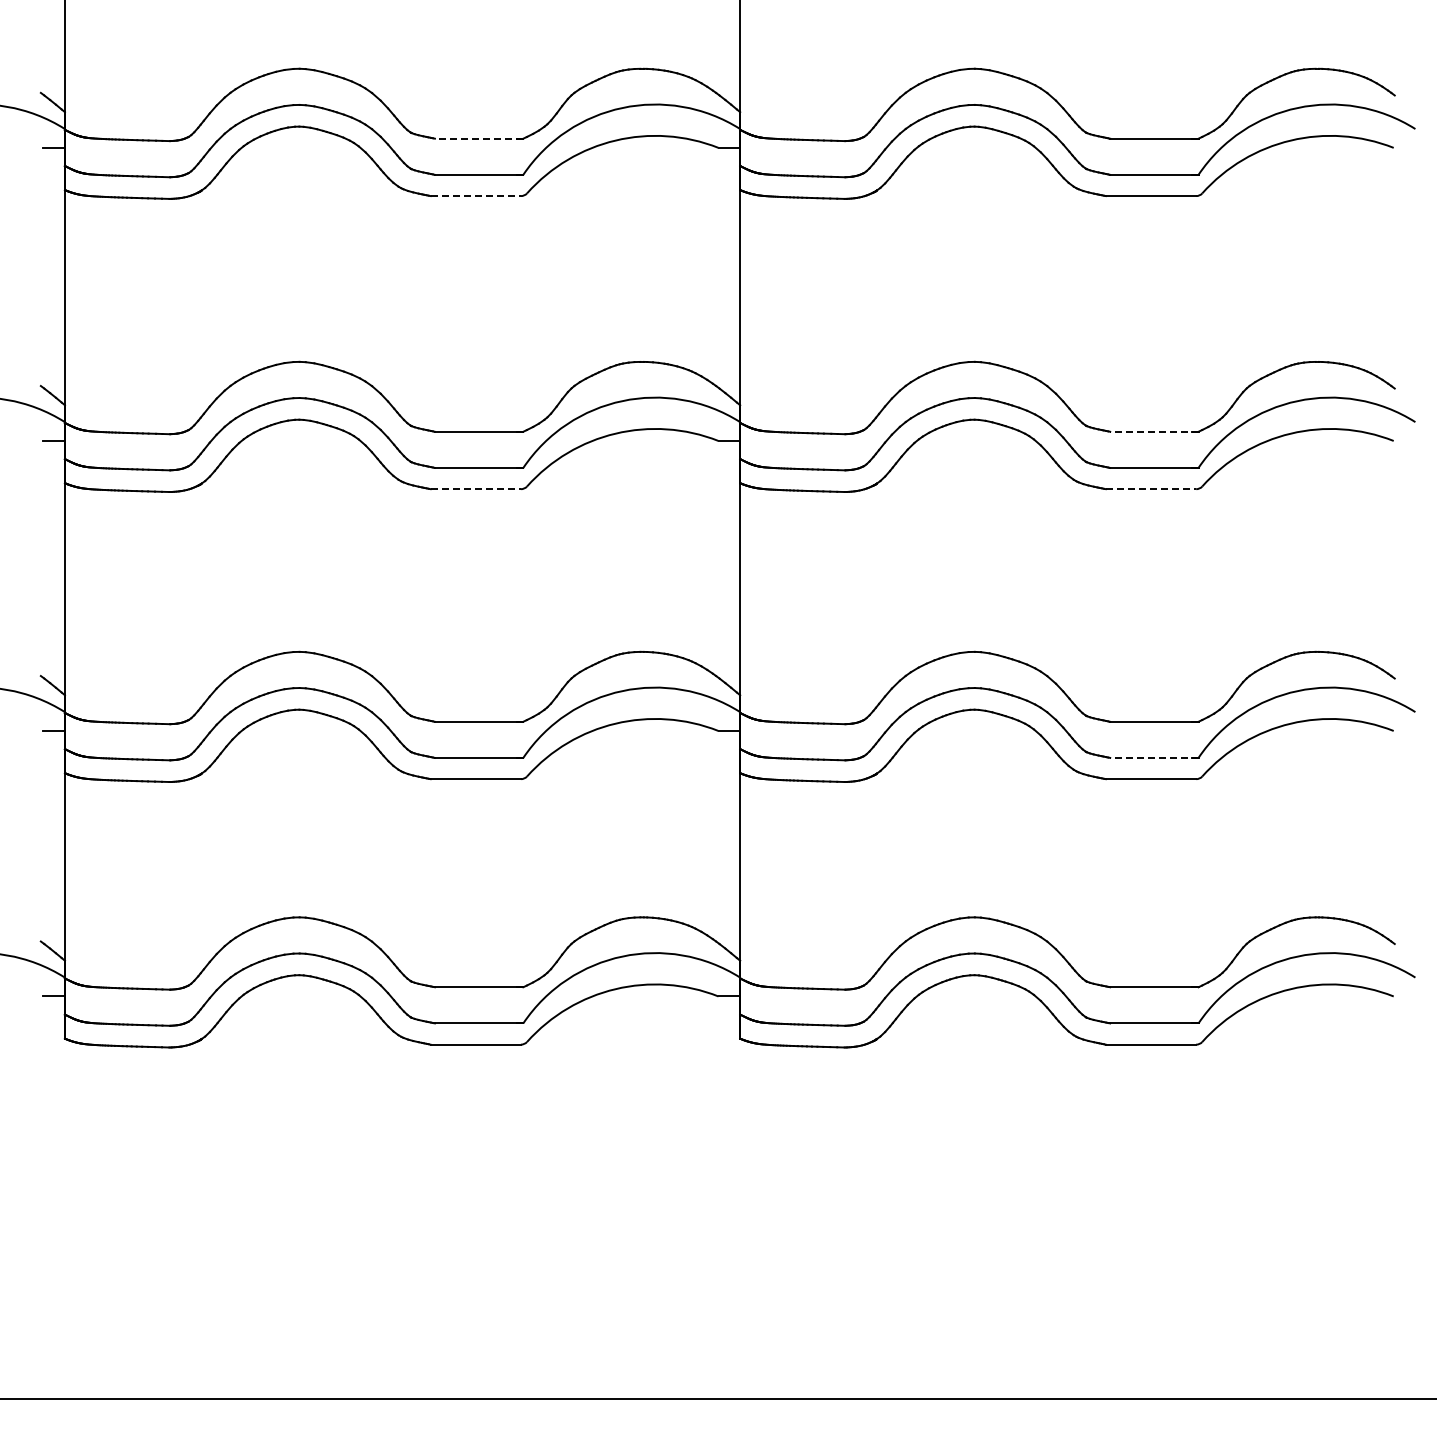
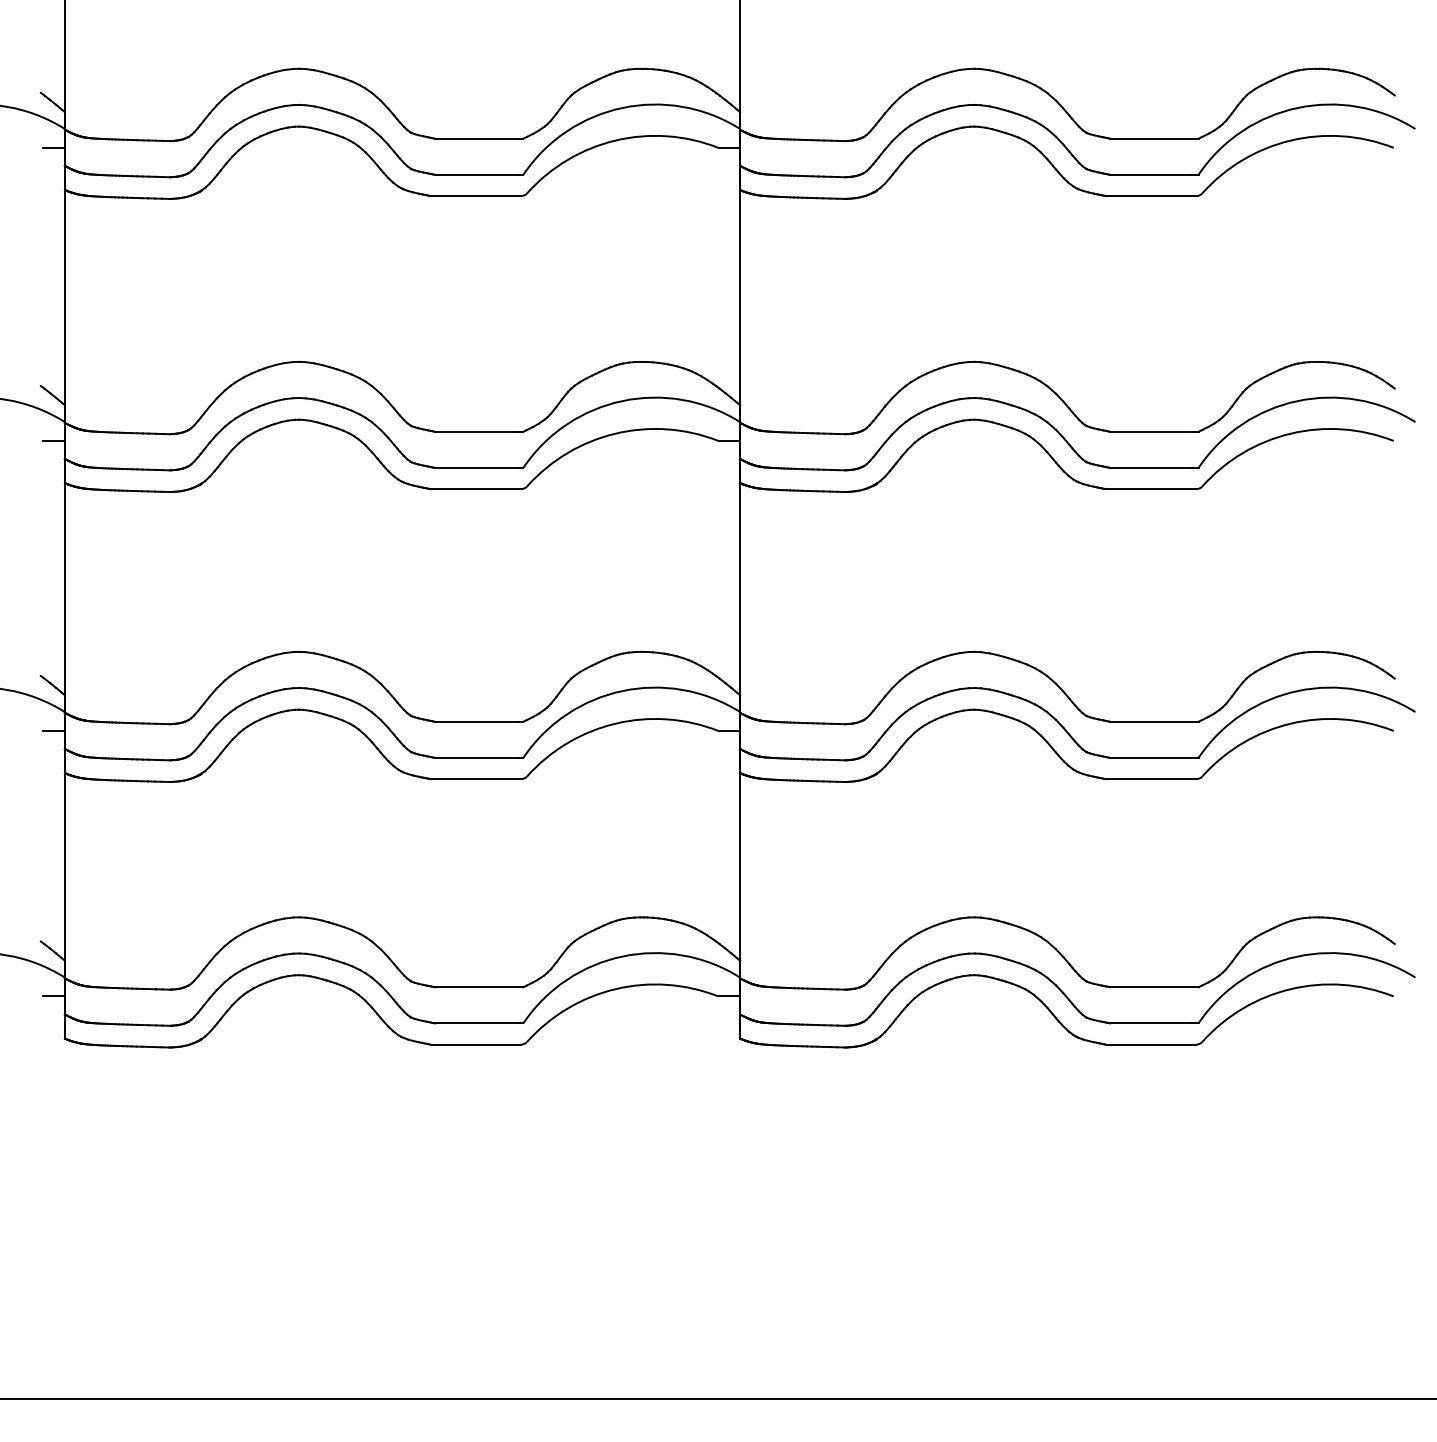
line: dashed -> solid (478, 138)
line: dashed -> solid (476, 196)
line: dashed -> solid (1153, 431)
line: dashed -> solid (476, 489)
line: dashed -> solid (1151, 489)
line: dashed -> solid (1153, 757)
